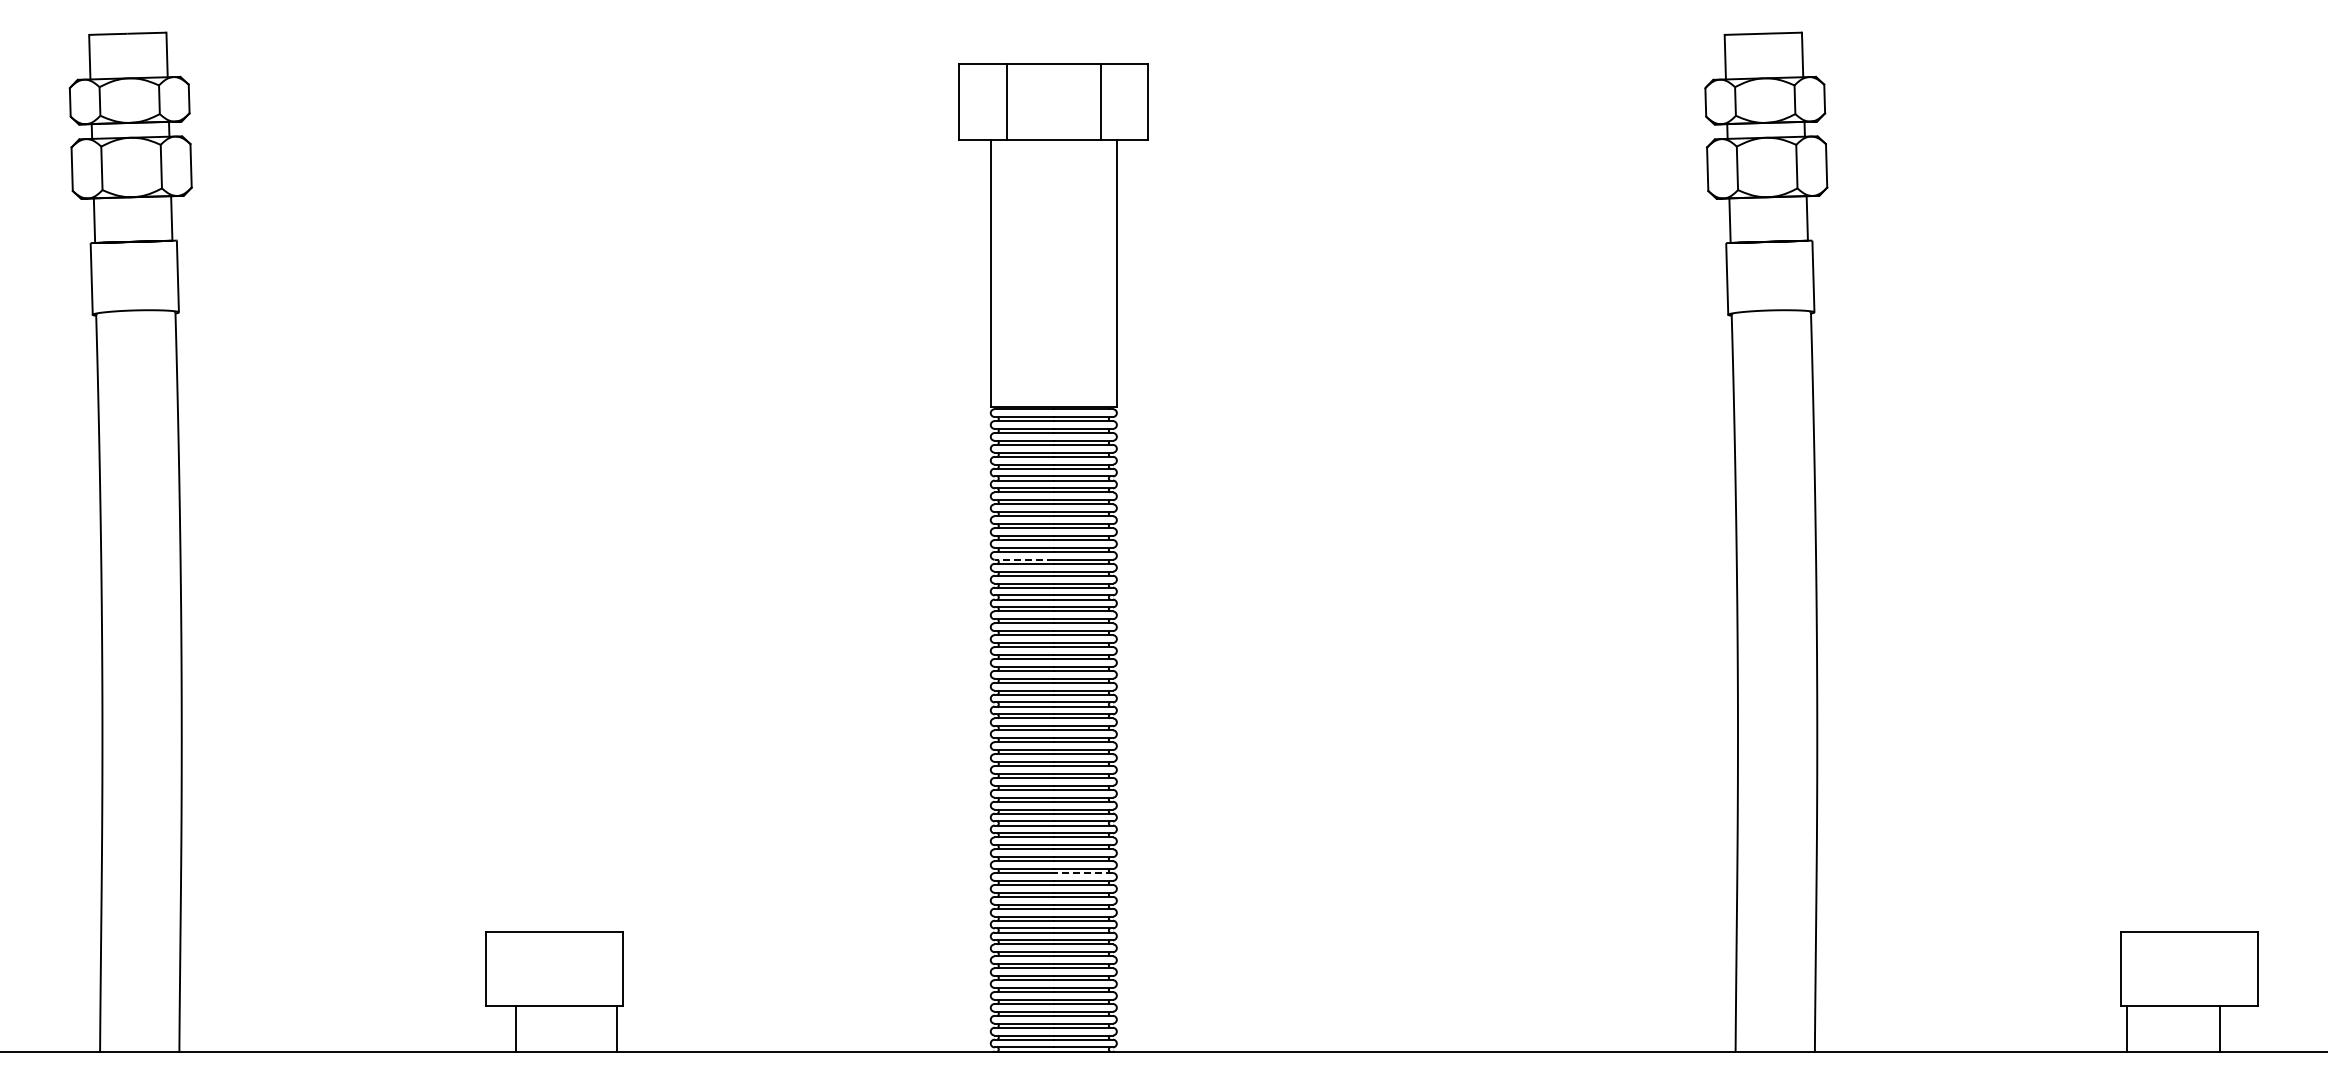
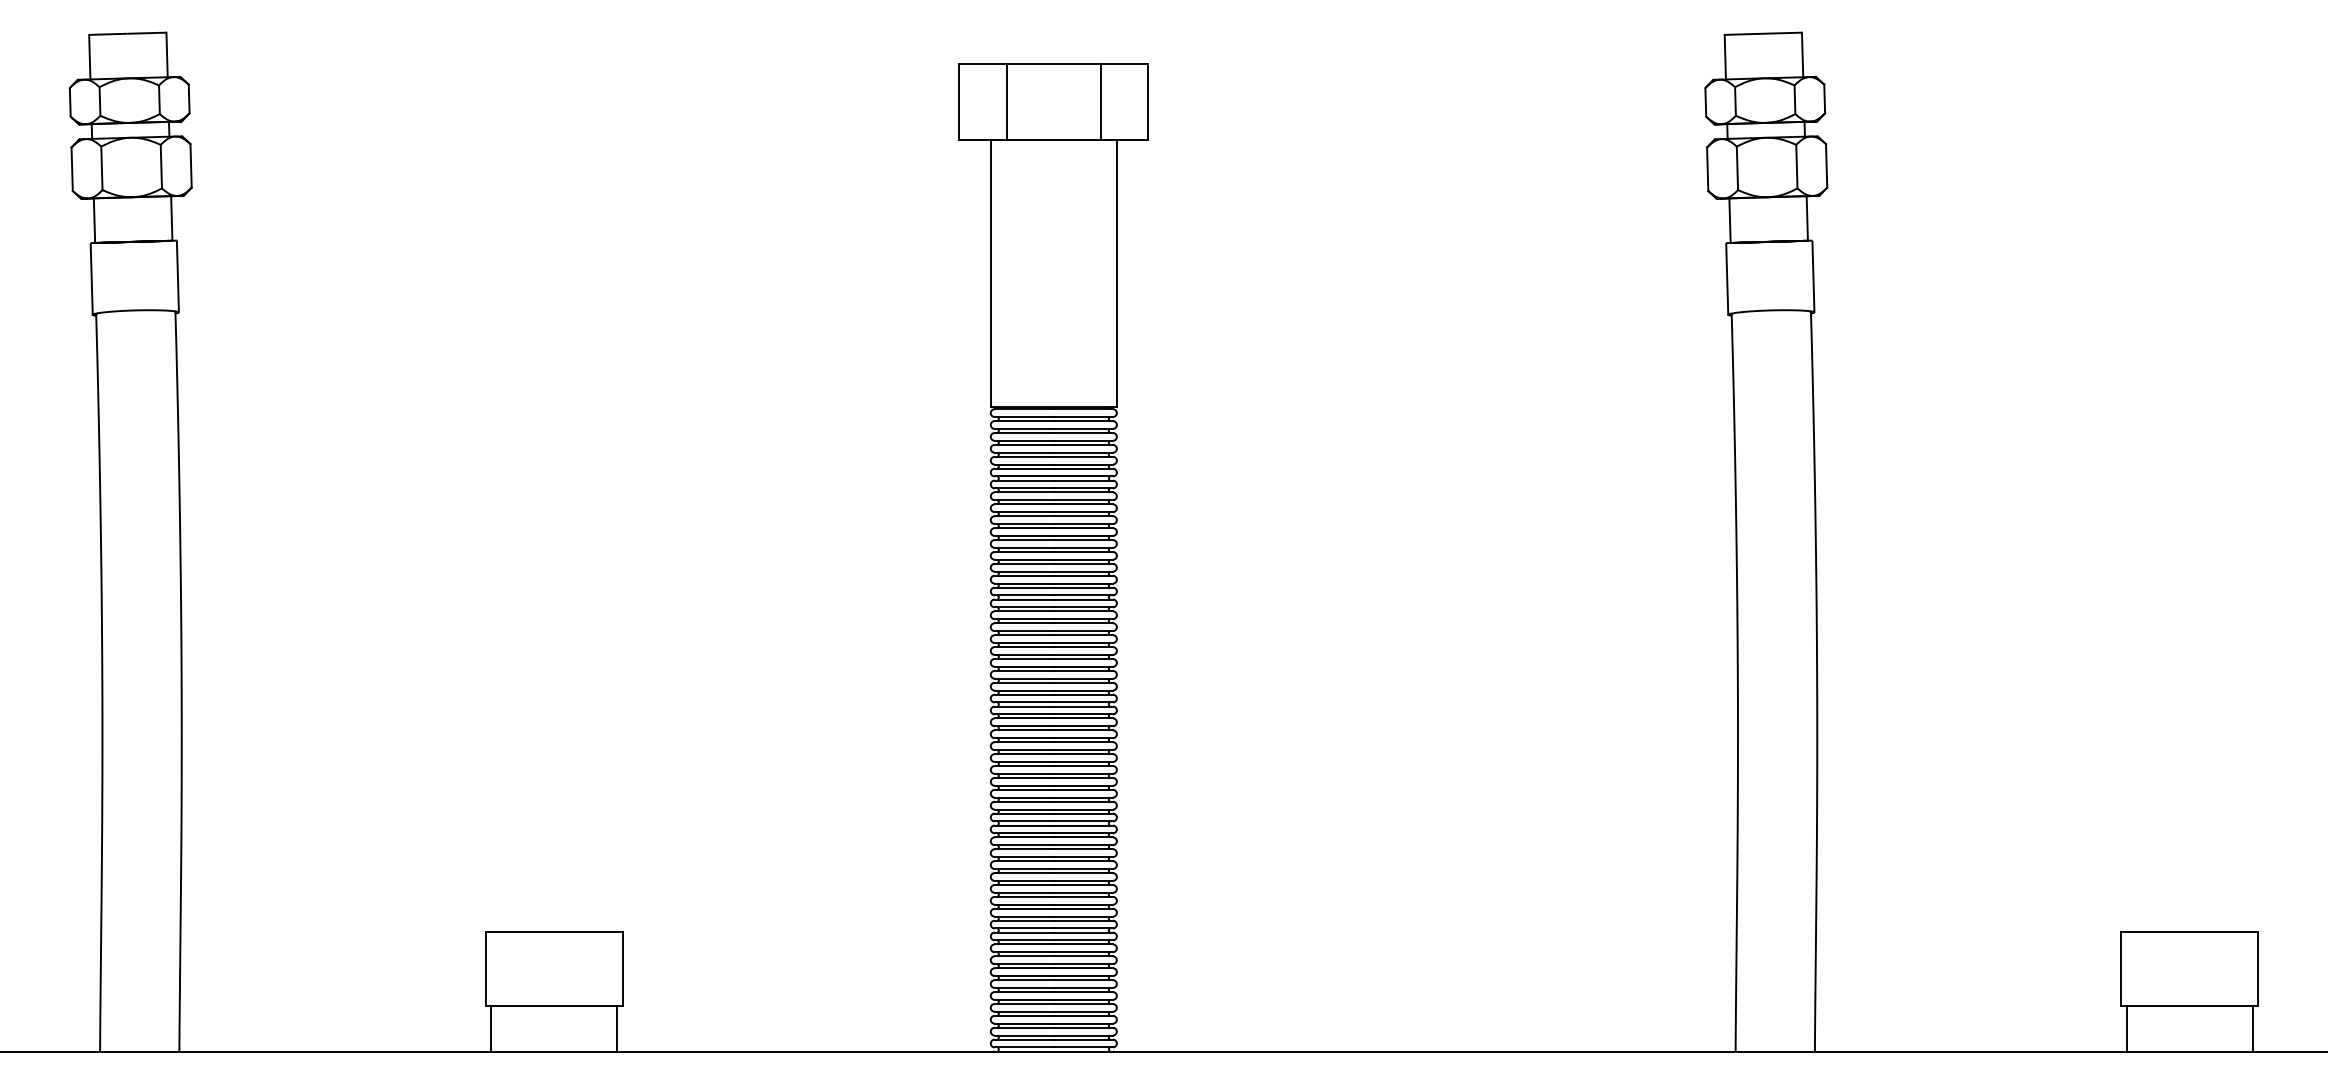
line: dashed -> solid (1024, 559)
line: dashed -> solid (1083, 873)
line position: (516, 1029) -> (491, 1029) (491, 1029)
line position: (2219, 1029) -> (2252, 1029) (2252, 1029)
